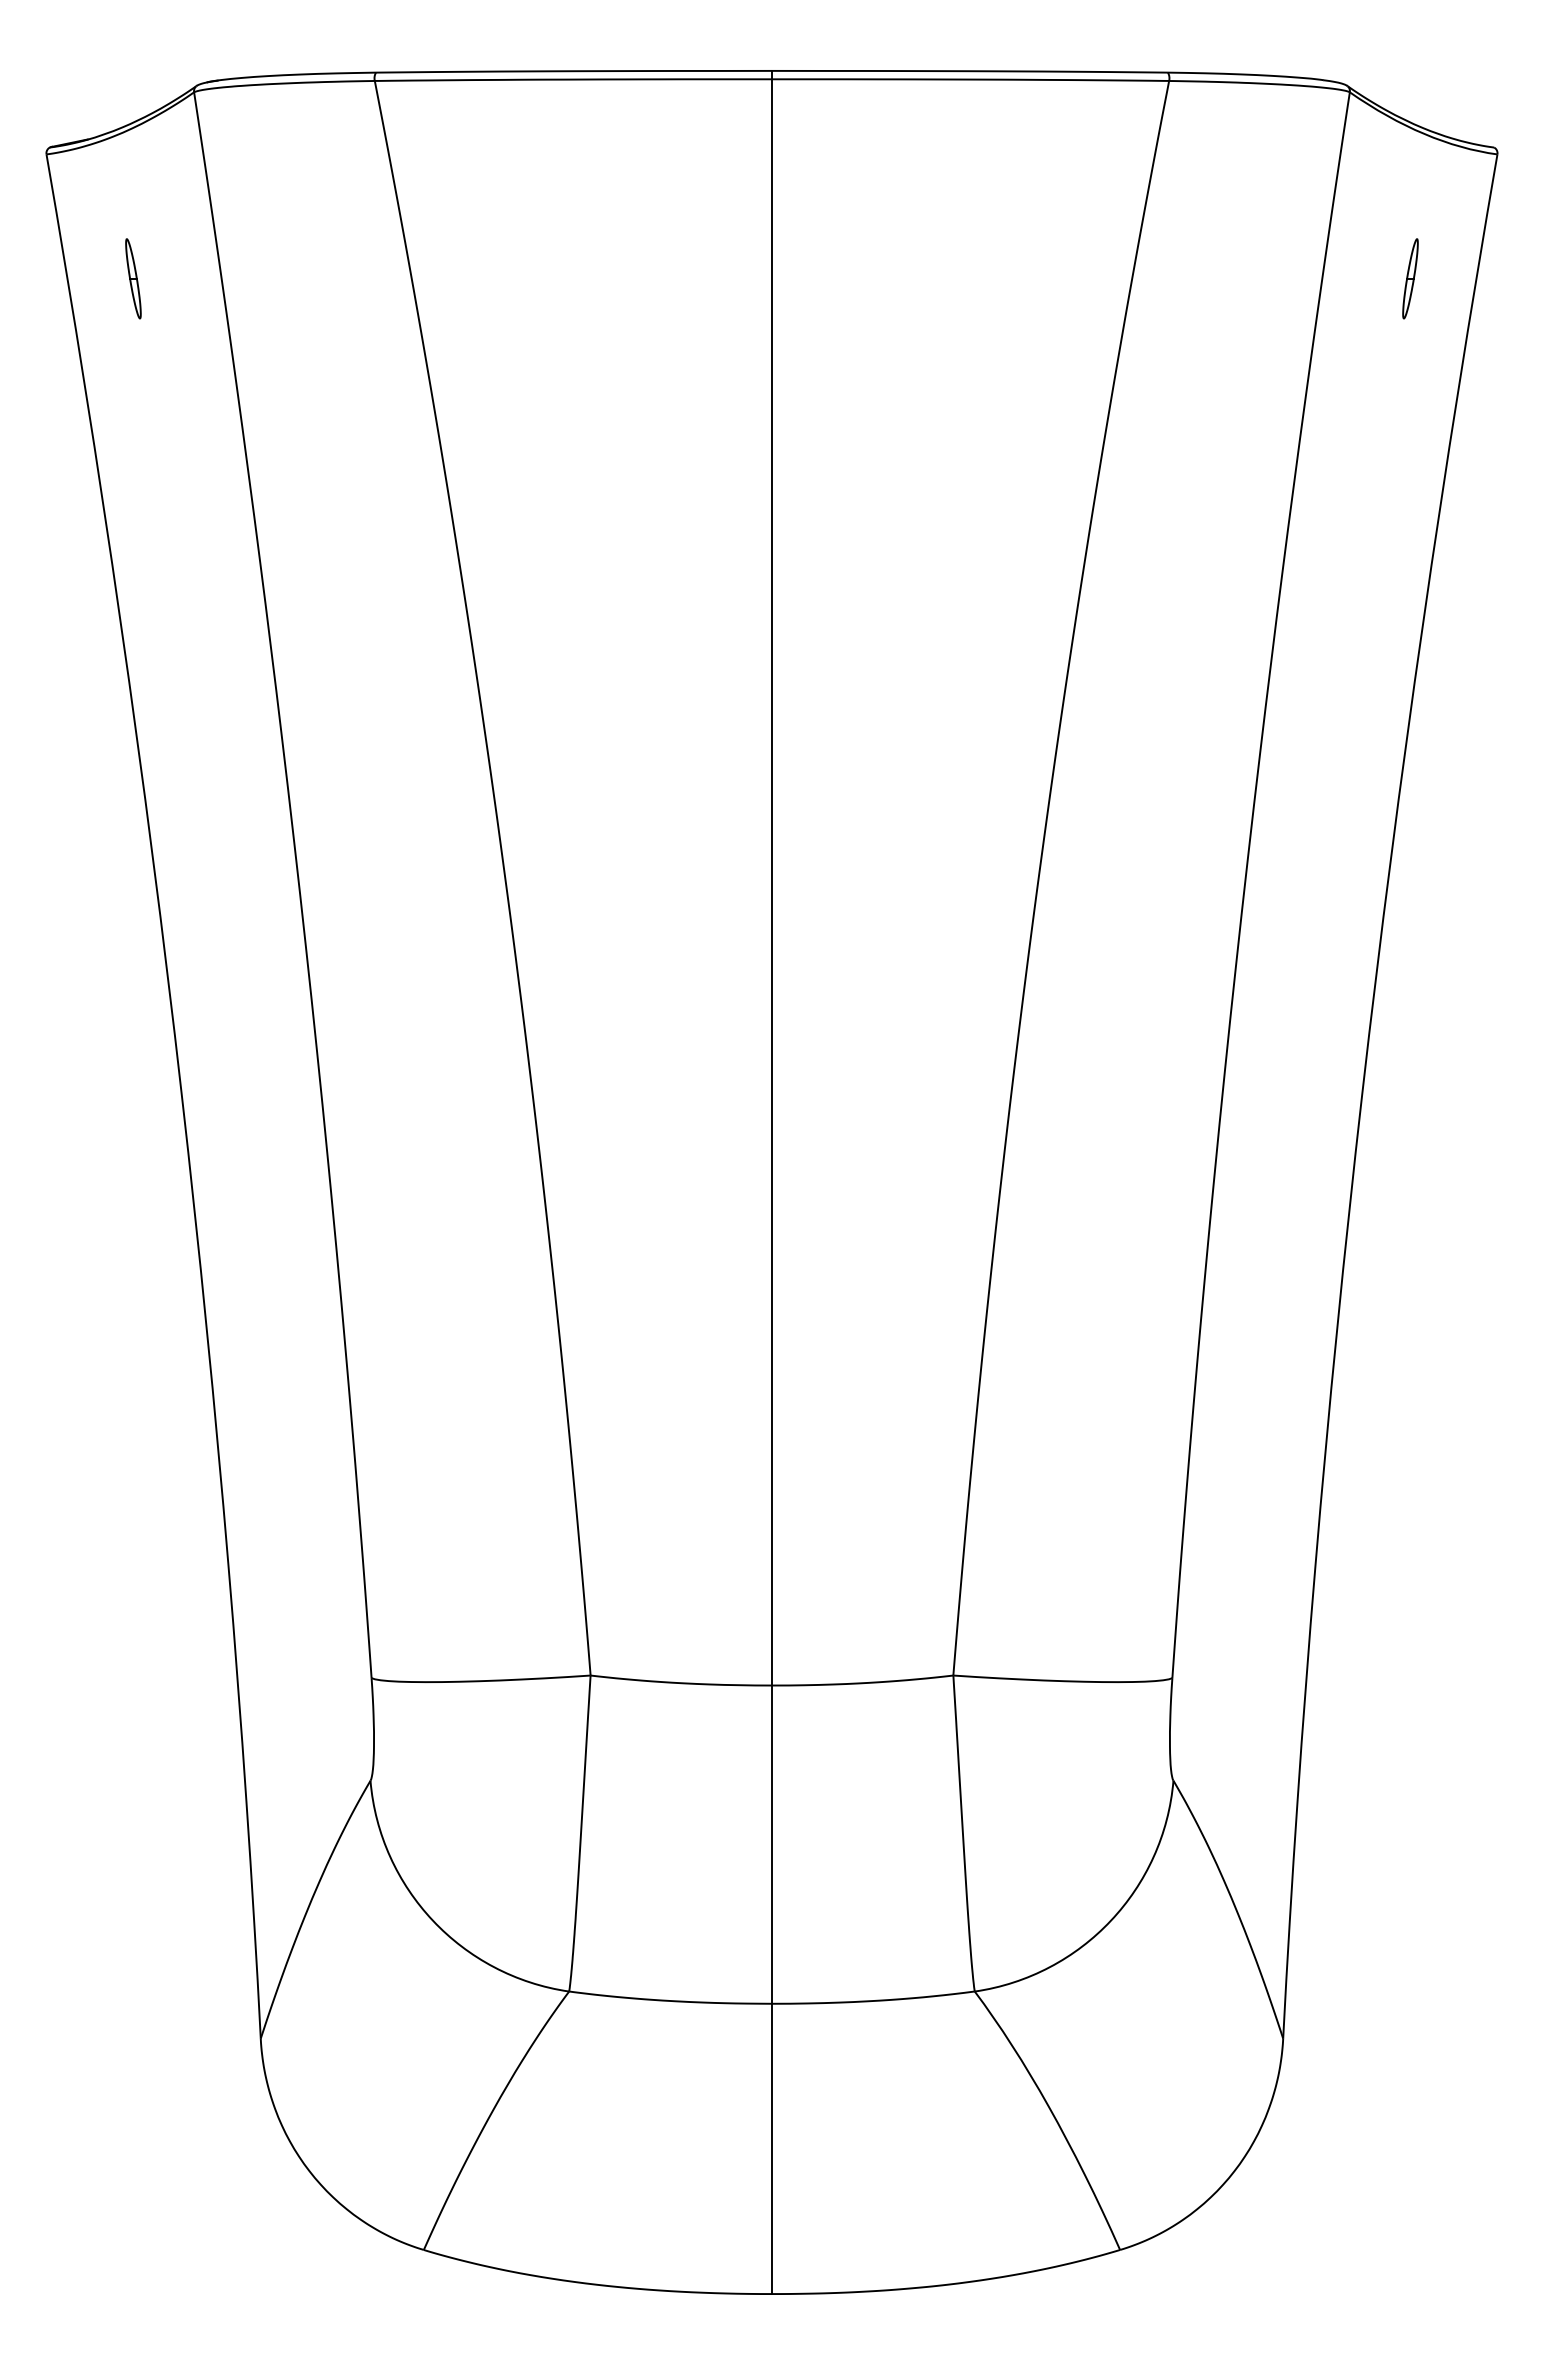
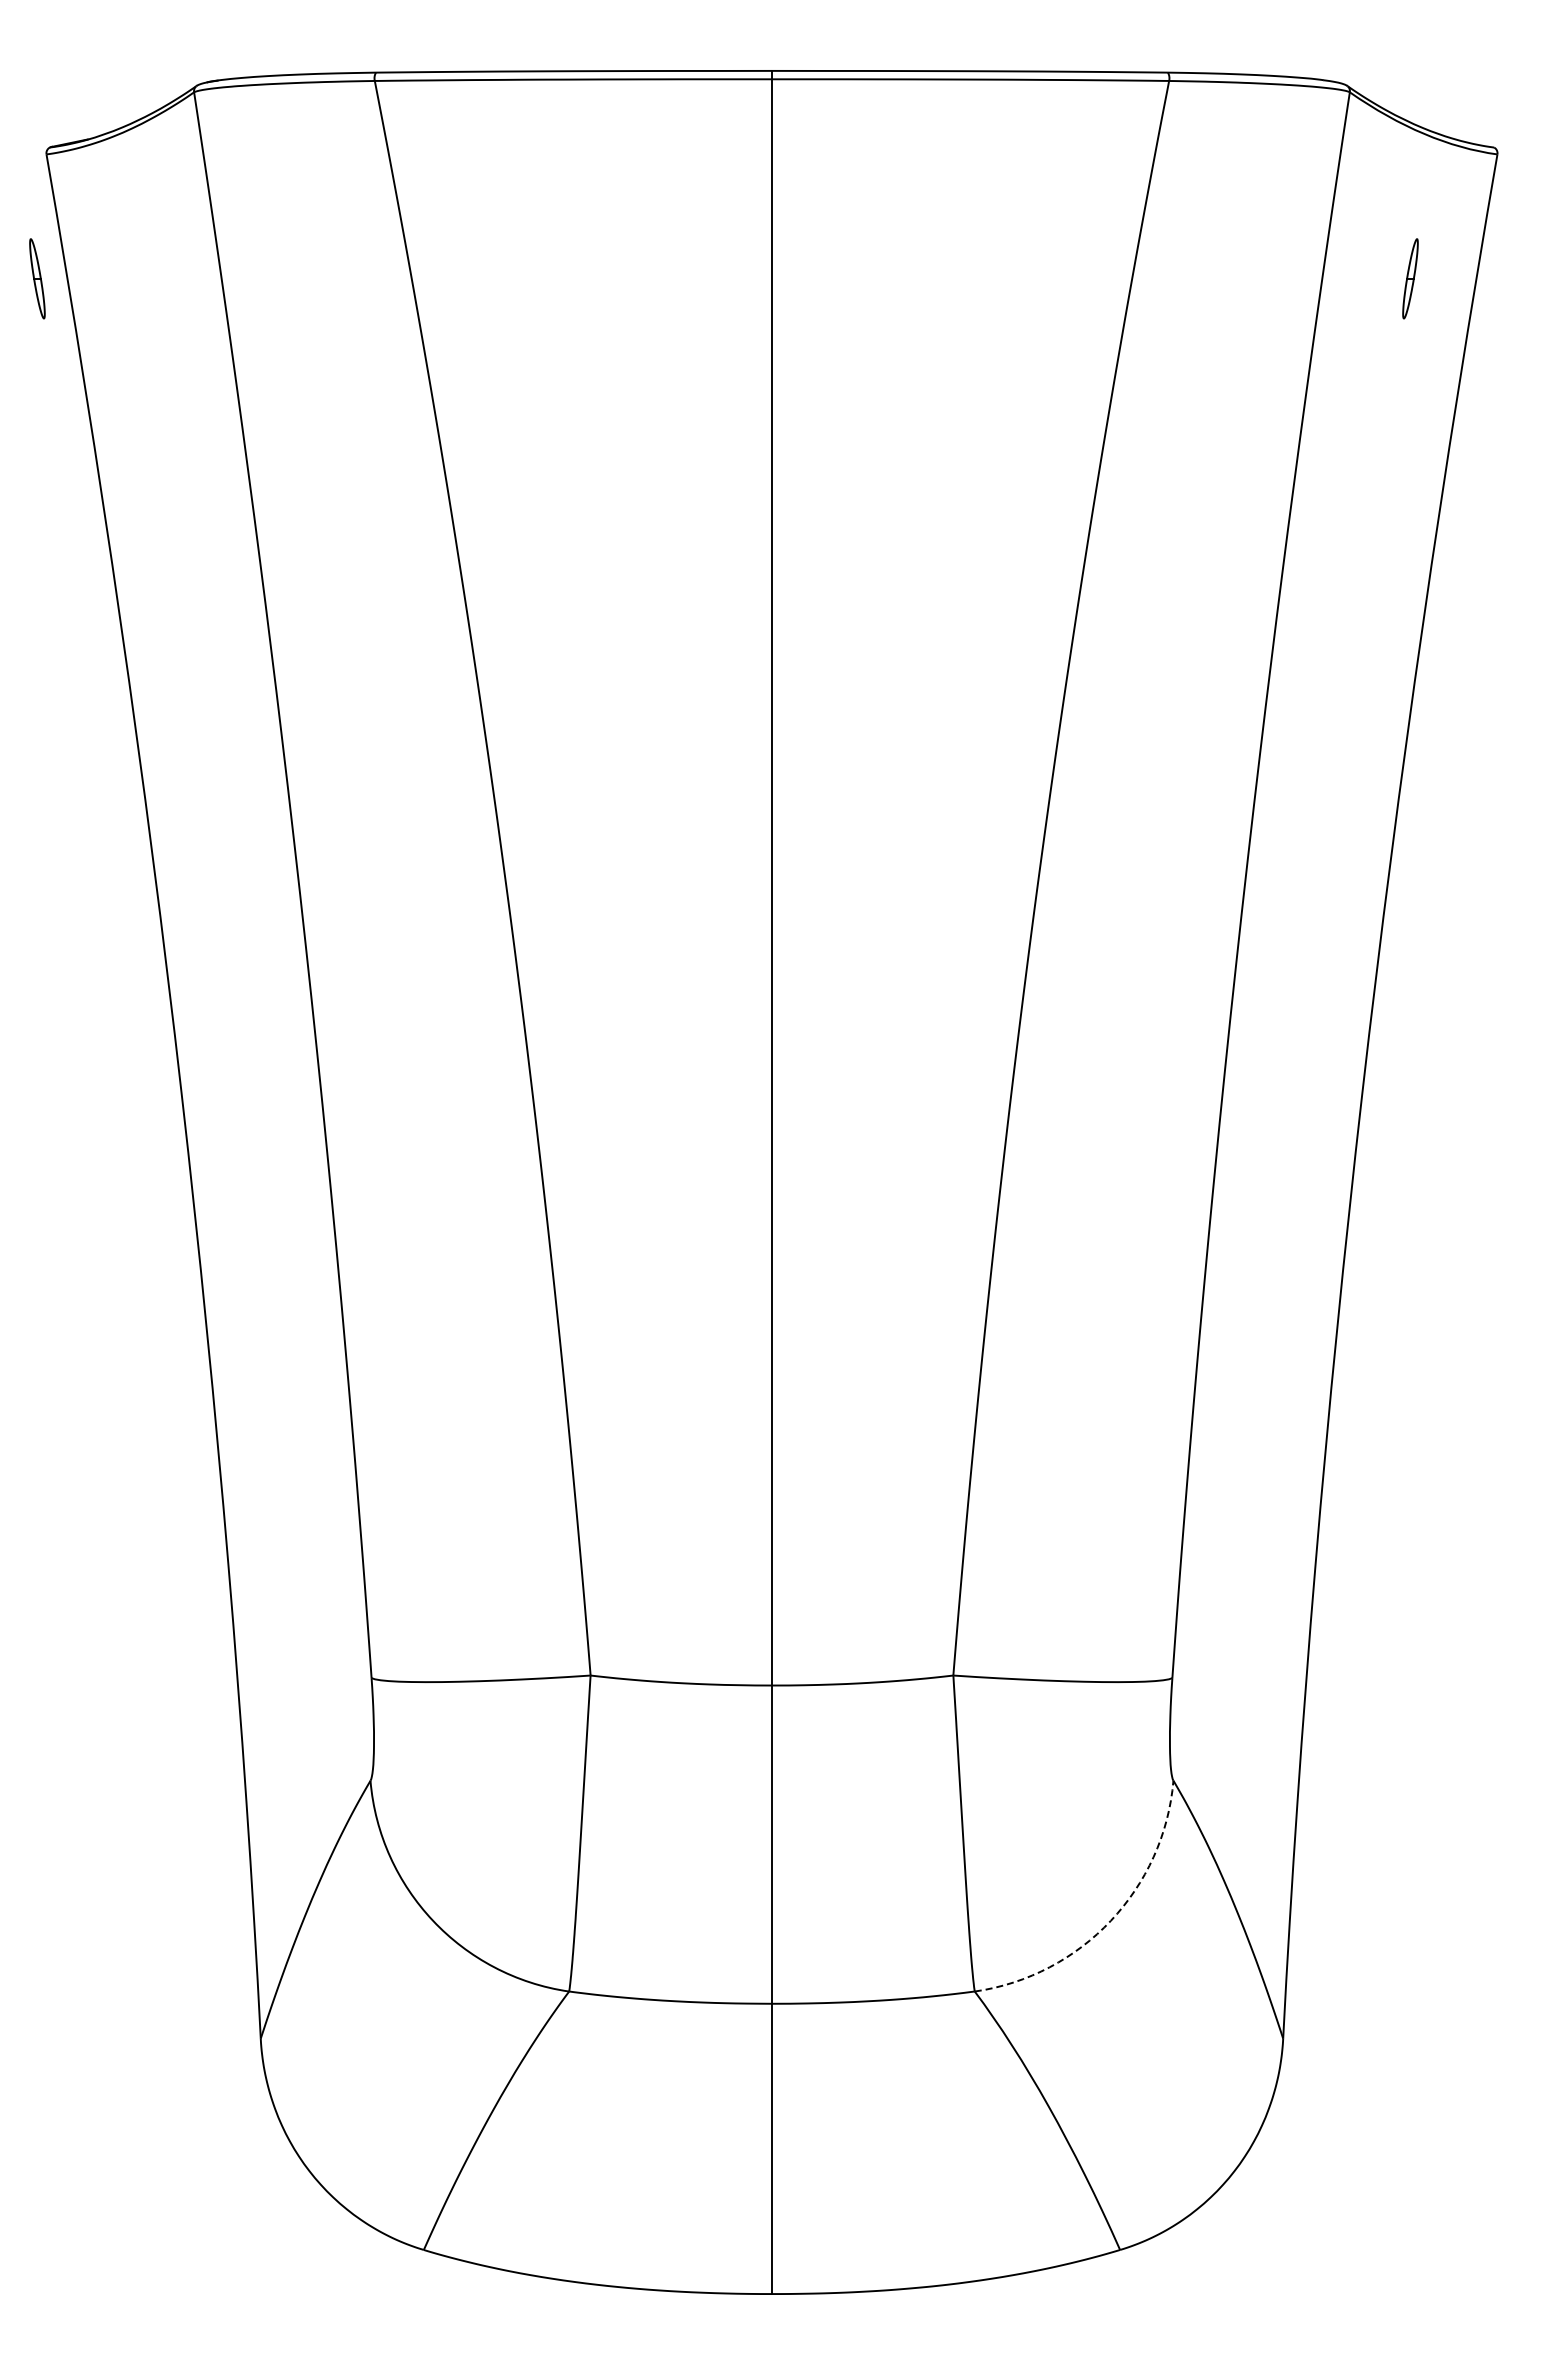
part position: (133, 278) -> (37, 278) (37, 278)
arc: solid -> dashed (1110, 1920)
